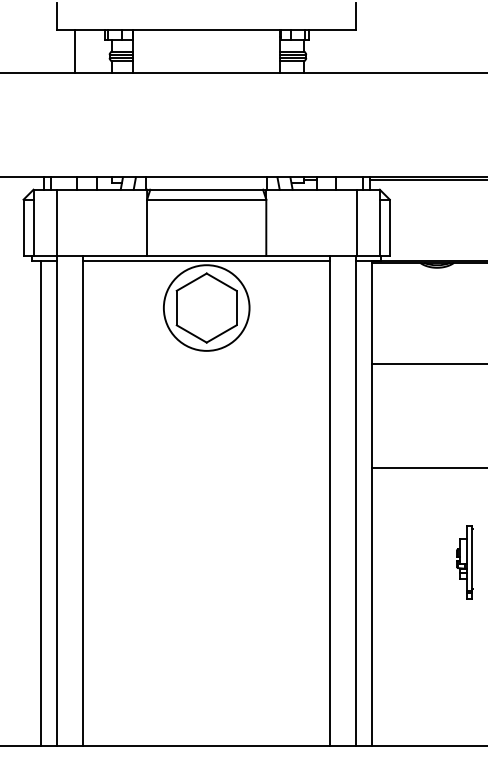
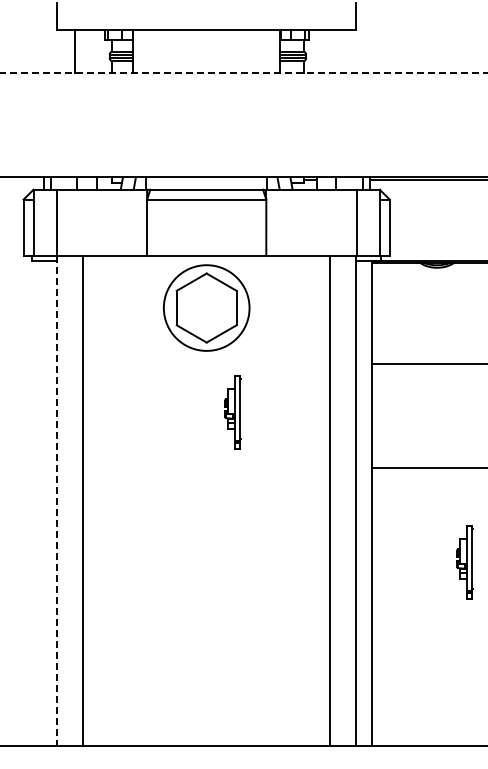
line: solid -> dashed (243, 73)
line: present -> none (206, 260)
part: none -> present (232, 412)
line: solid -> dashed (56, 501)
line: present -> none (41, 502)
